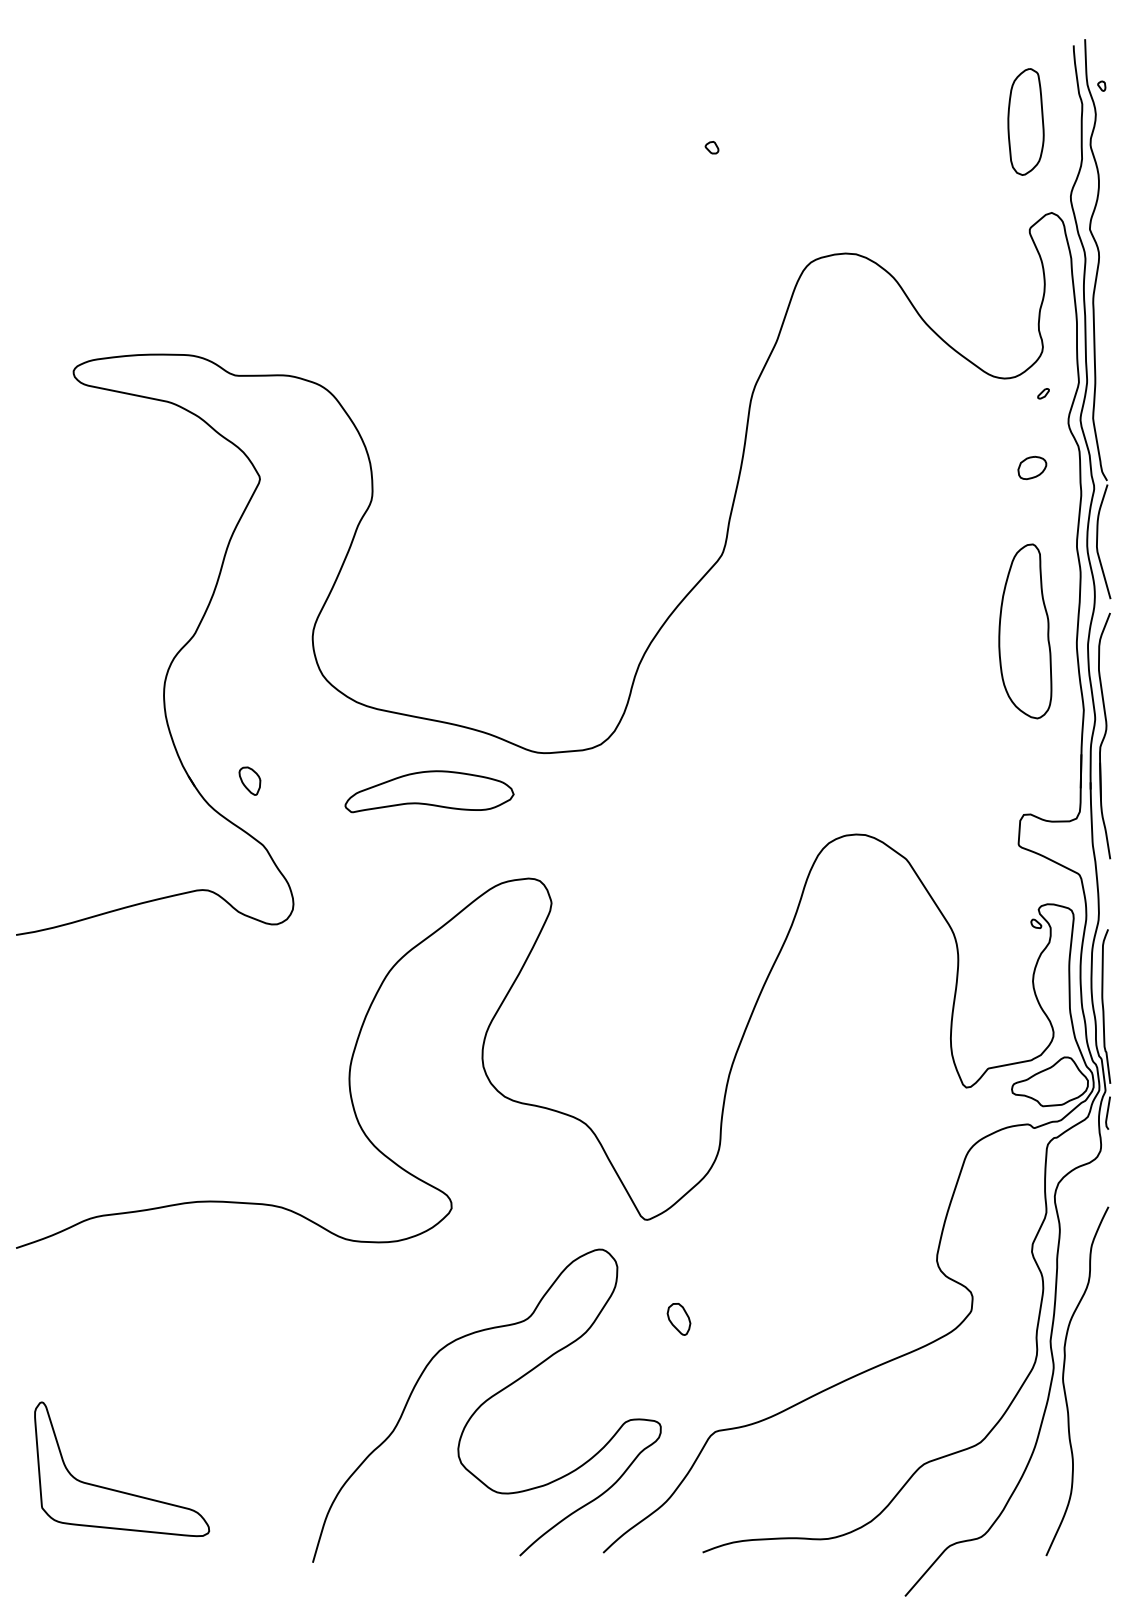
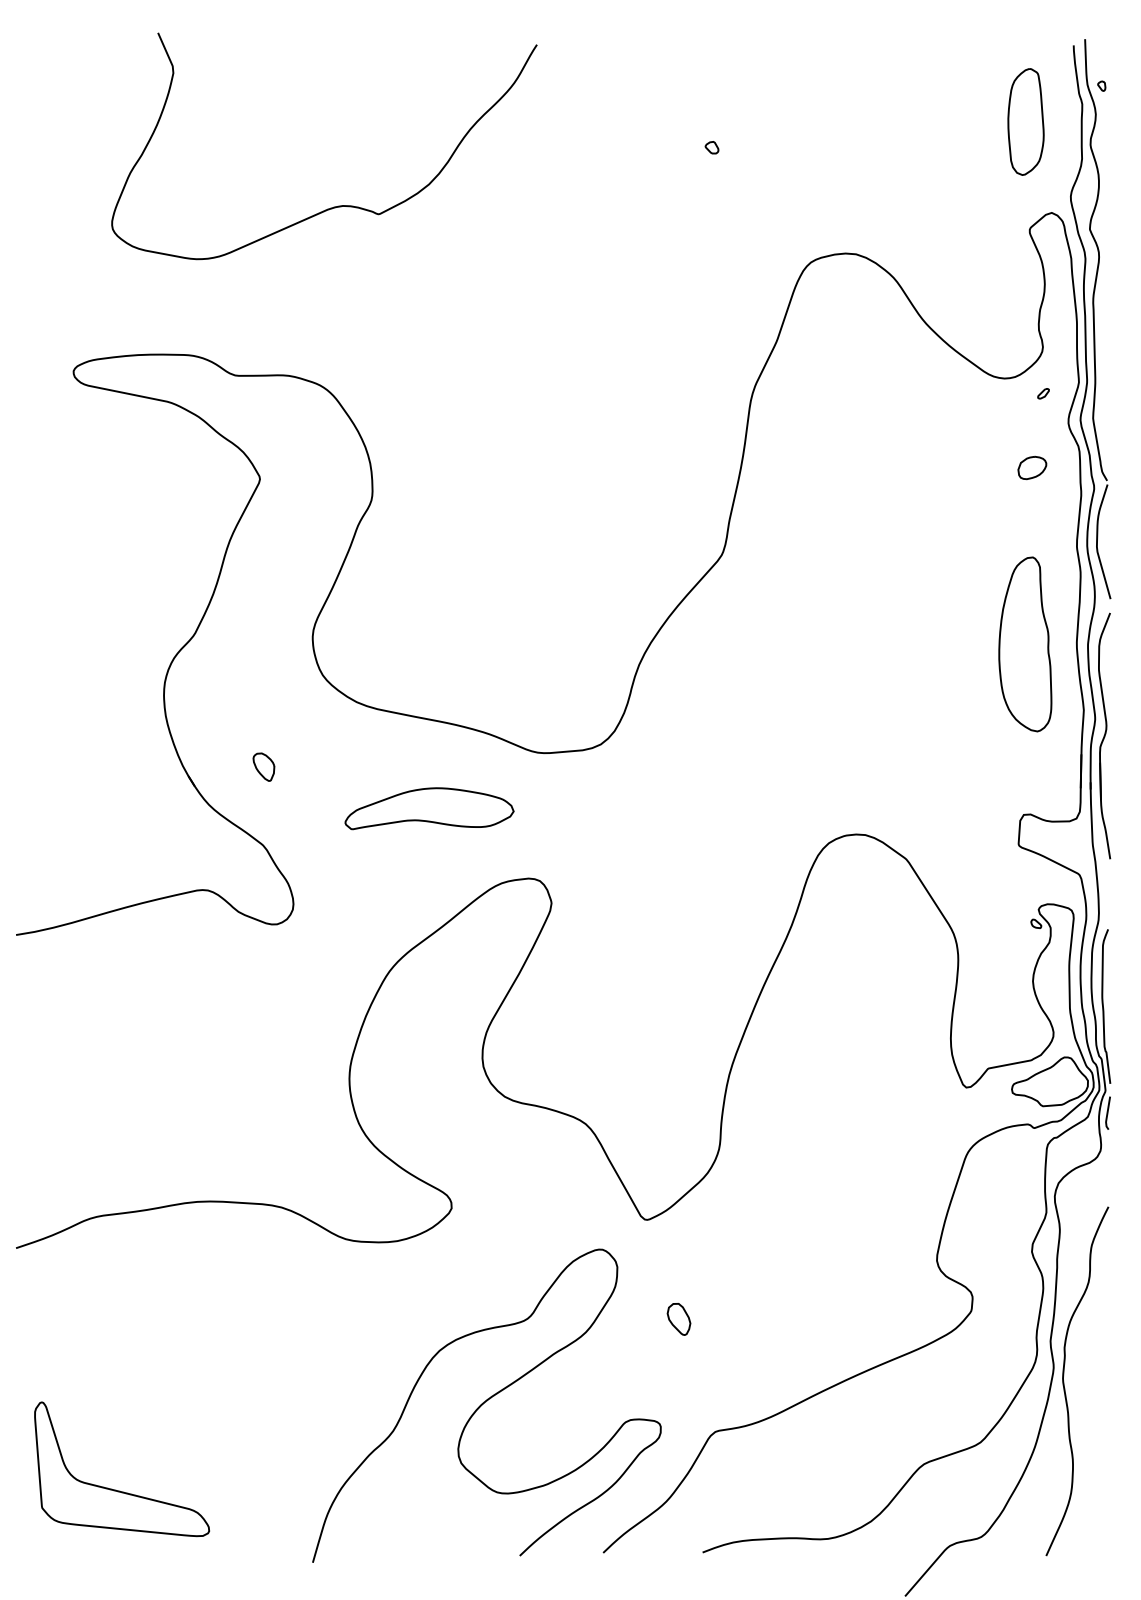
curve: none -> present (338, 205)
part position: (1025, 631) -> (1025, 644) (1025, 644)
part position: (249, 780) -> (263, 766) (263, 766)
part position: (429, 791) -> (429, 808) (429, 808)
